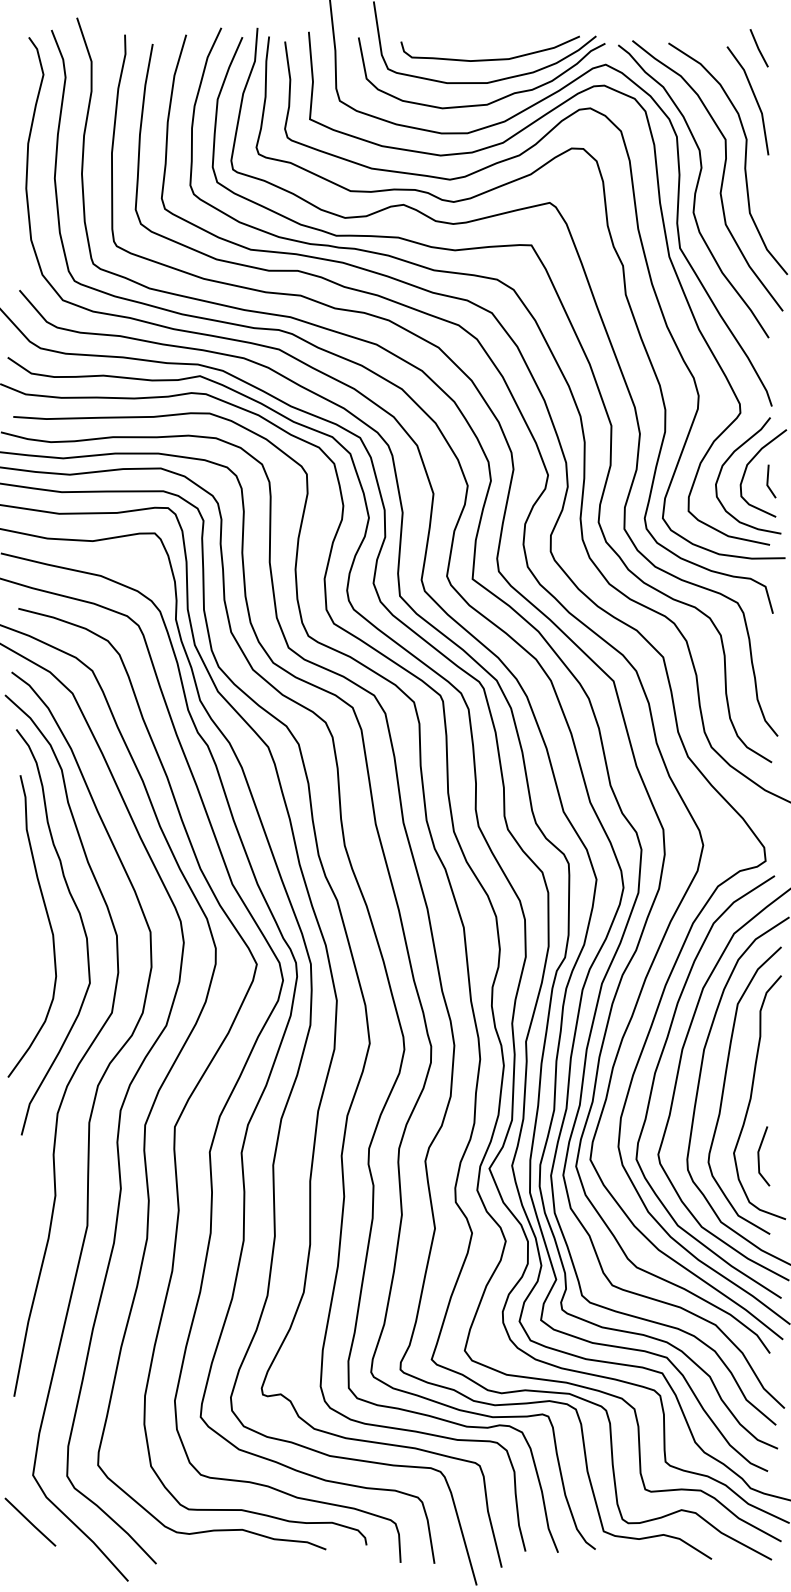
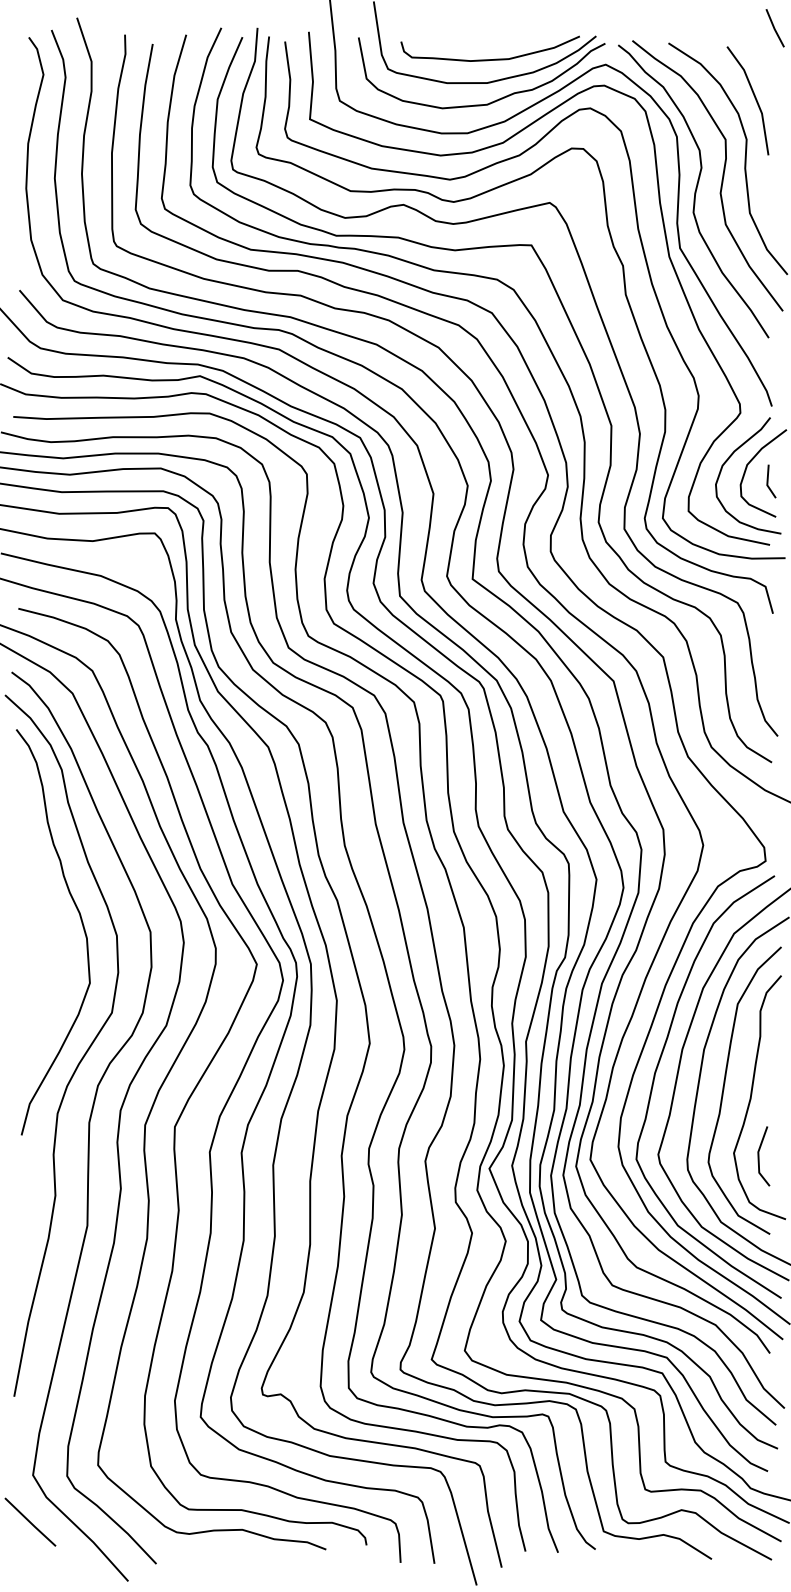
line position: (758, 48) -> (774, 28) (774, 28)
curve: present -> none (48, 922)
